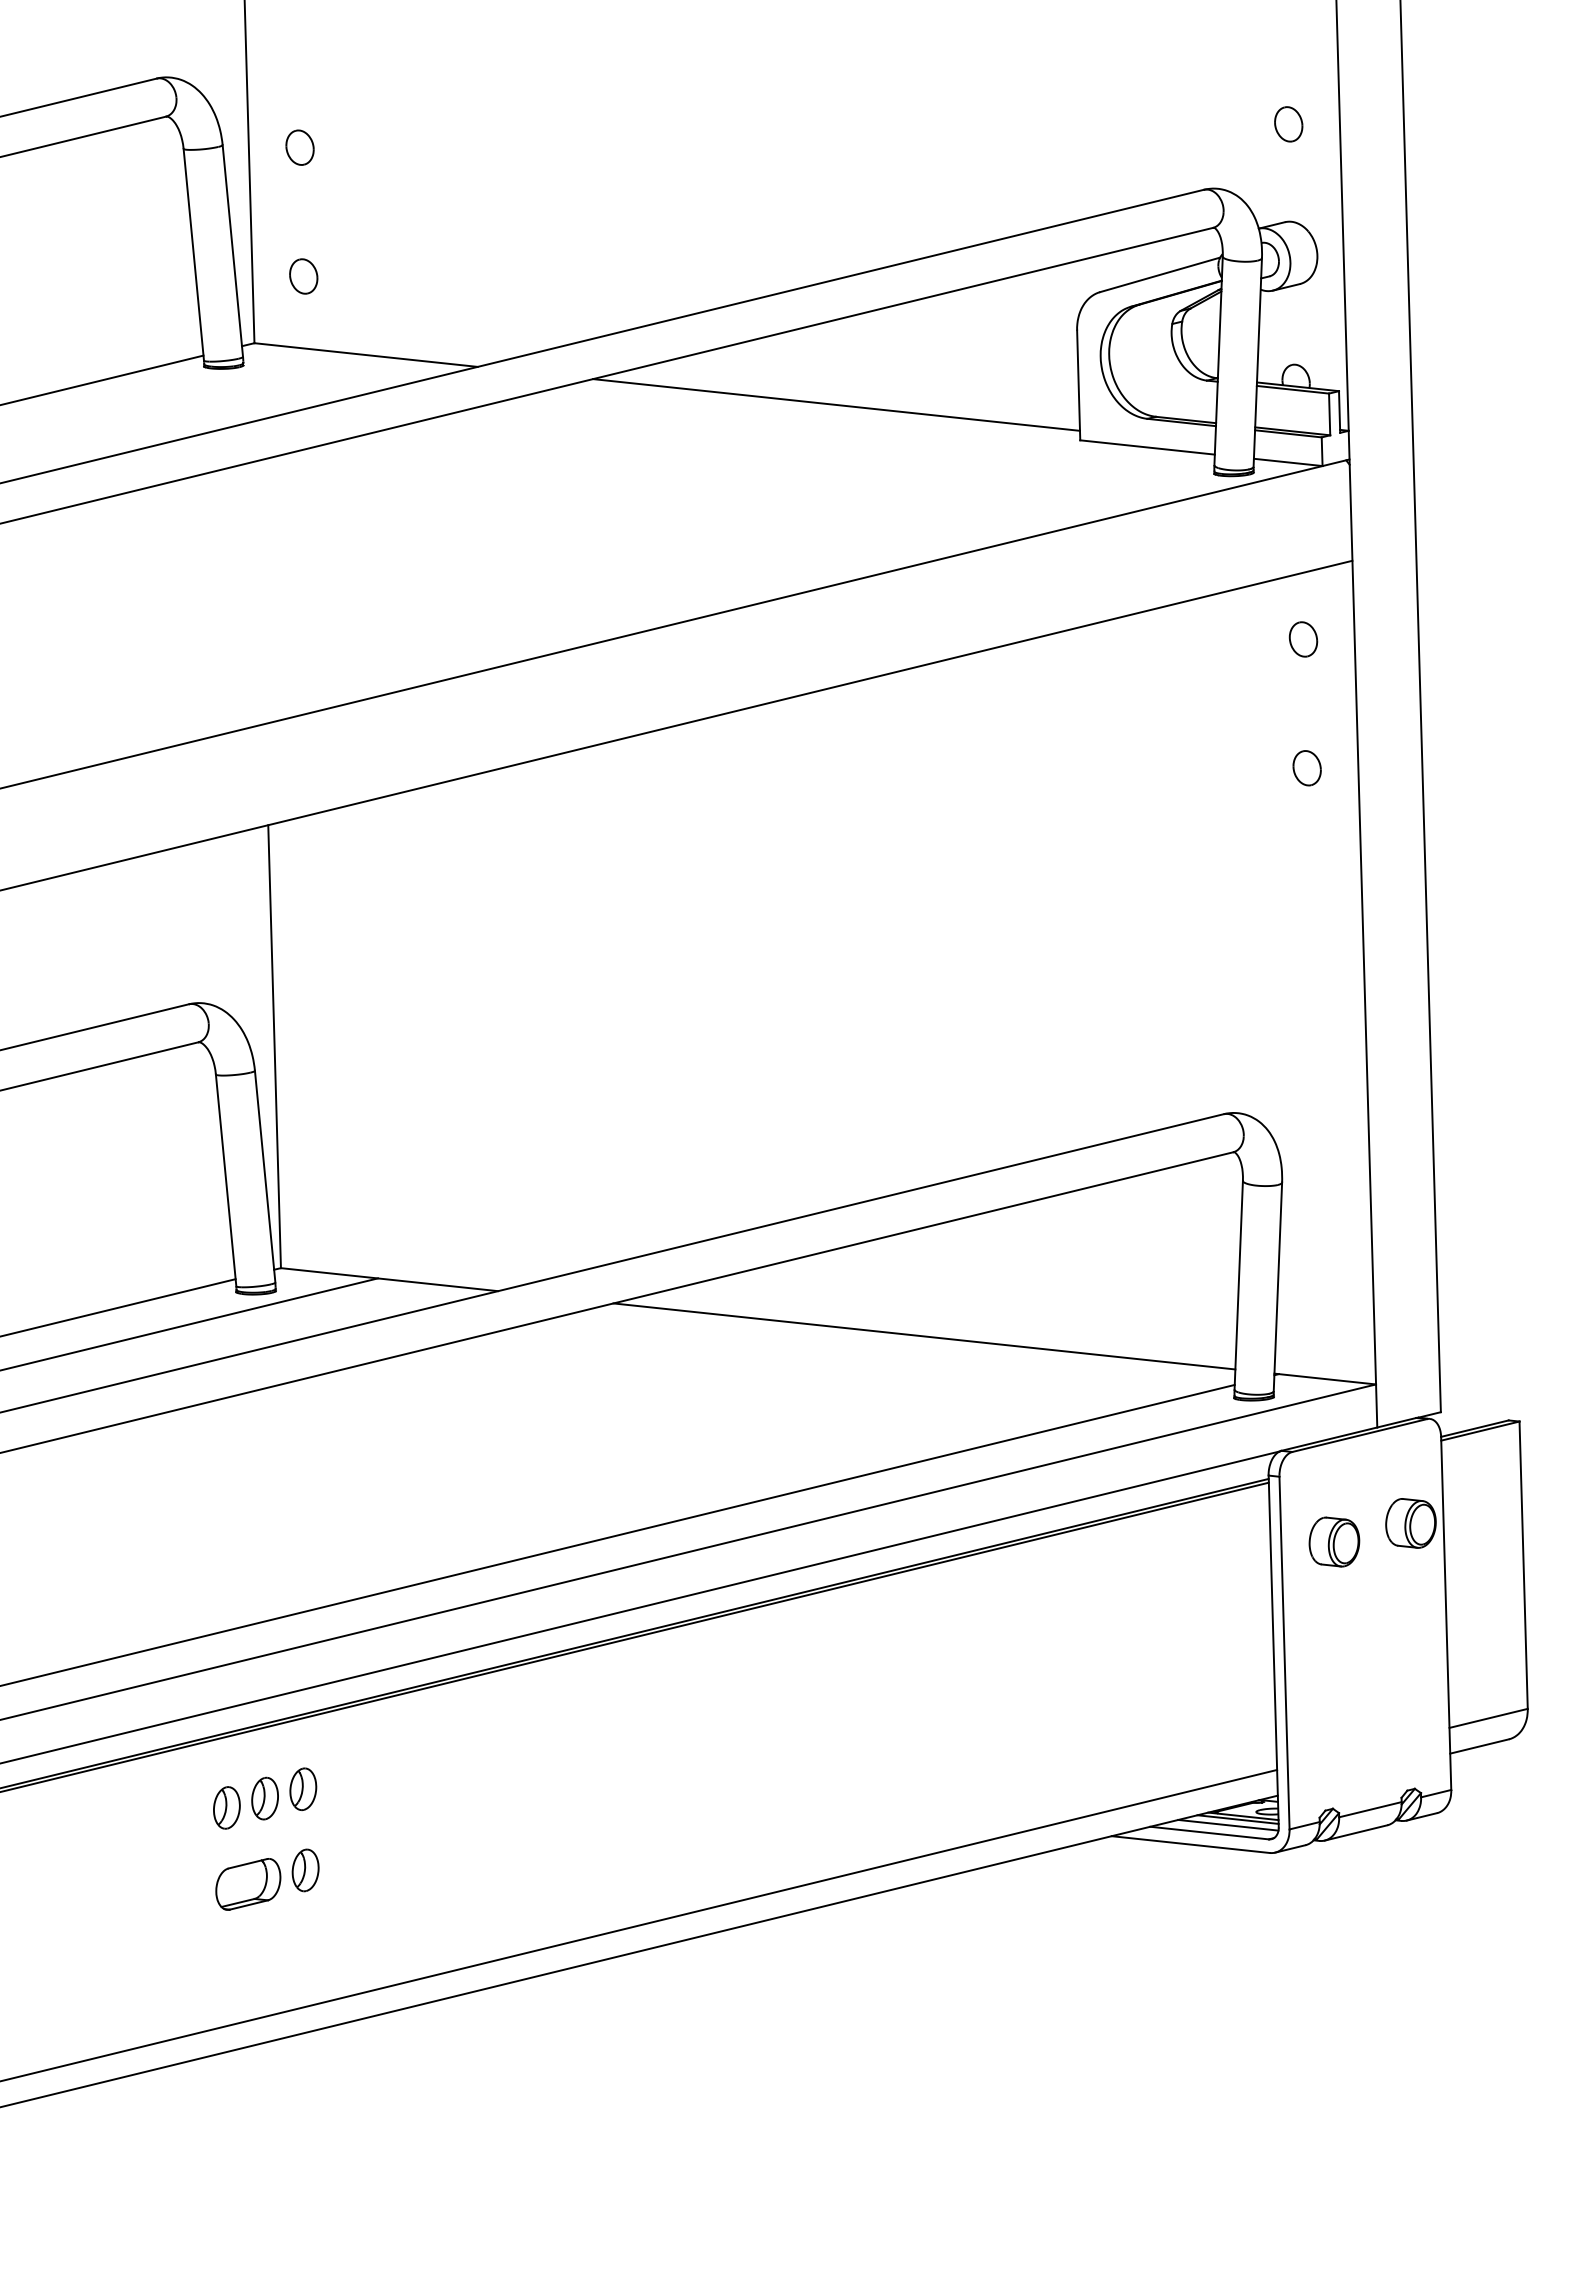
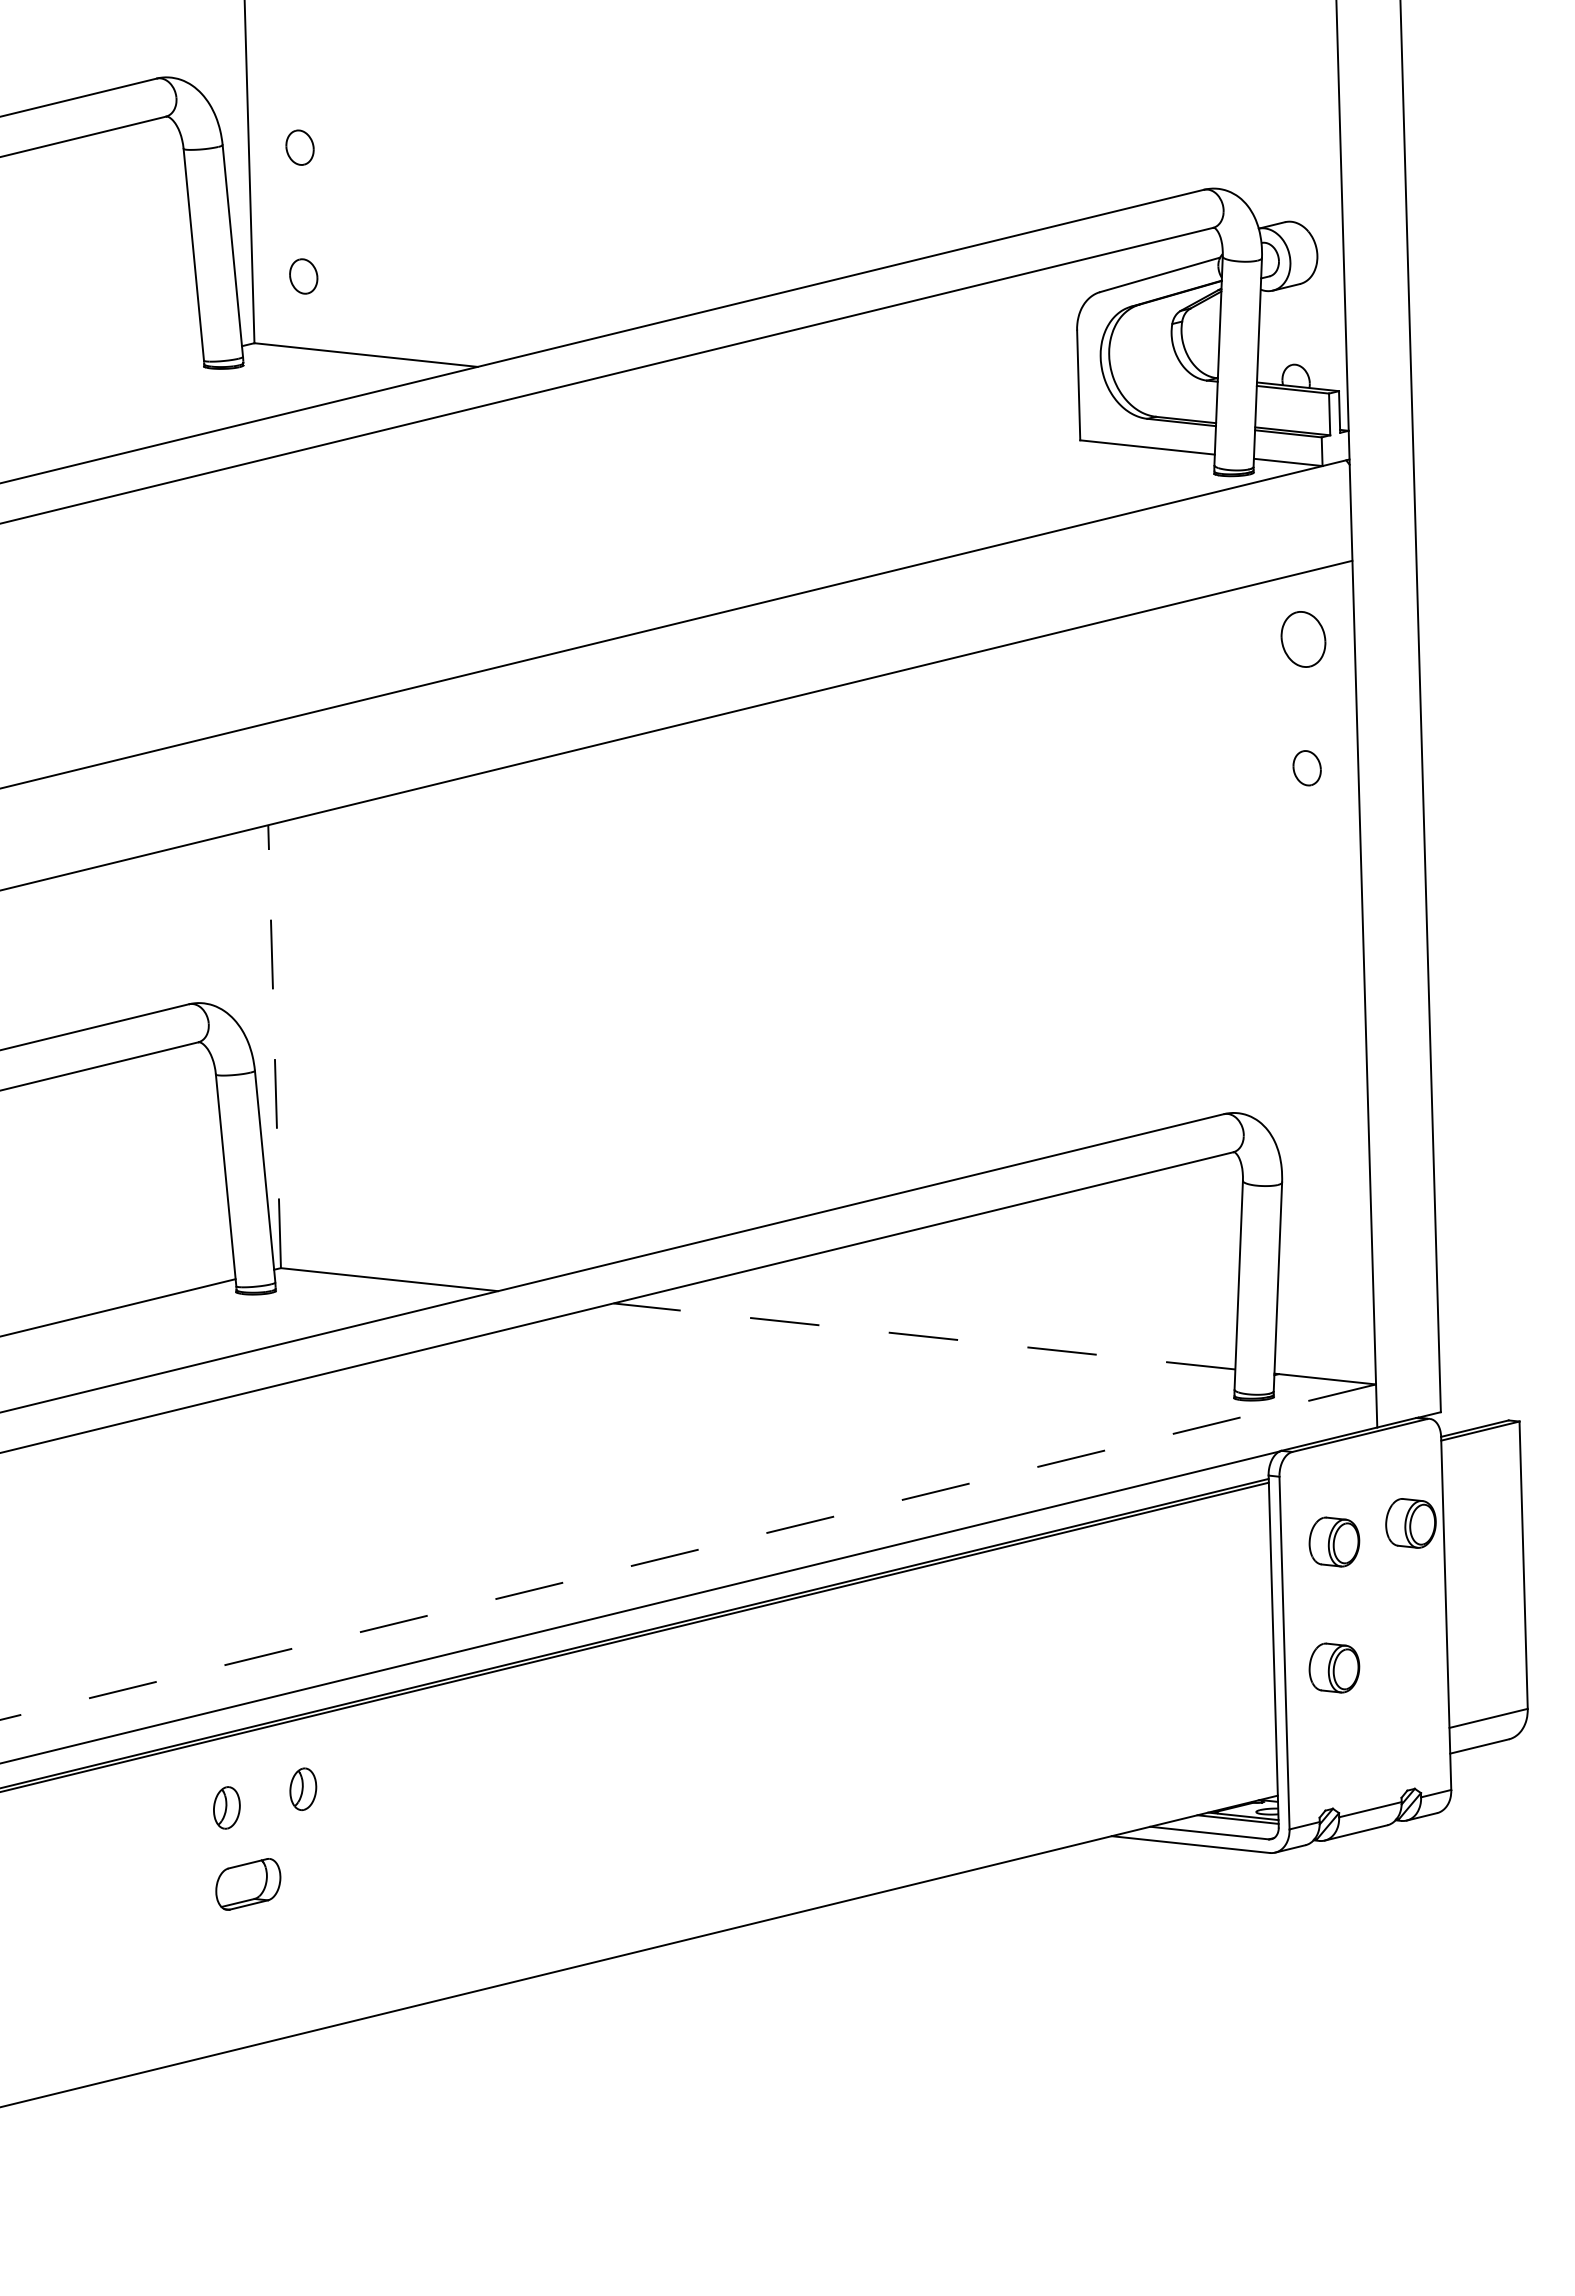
part: present -> none (1288, 124)
line: present -> none (102, 379)
line: present -> none (836, 404)
part size: 31x37 px -> 47x57 px (1303, 639)
line: solid -> dashed (274, 1046)
line: present -> none (190, 1323)
line: solid -> dashed (924, 1336)
line: present -> none (618, 1534)
line: solid -> dashed (688, 1552)
part: none -> present (1334, 1667)
part: present -> none (264, 1798)
line: present -> none (1228, 1824)
part: present -> none (305, 1870)
line: present -> none (639, 1924)
